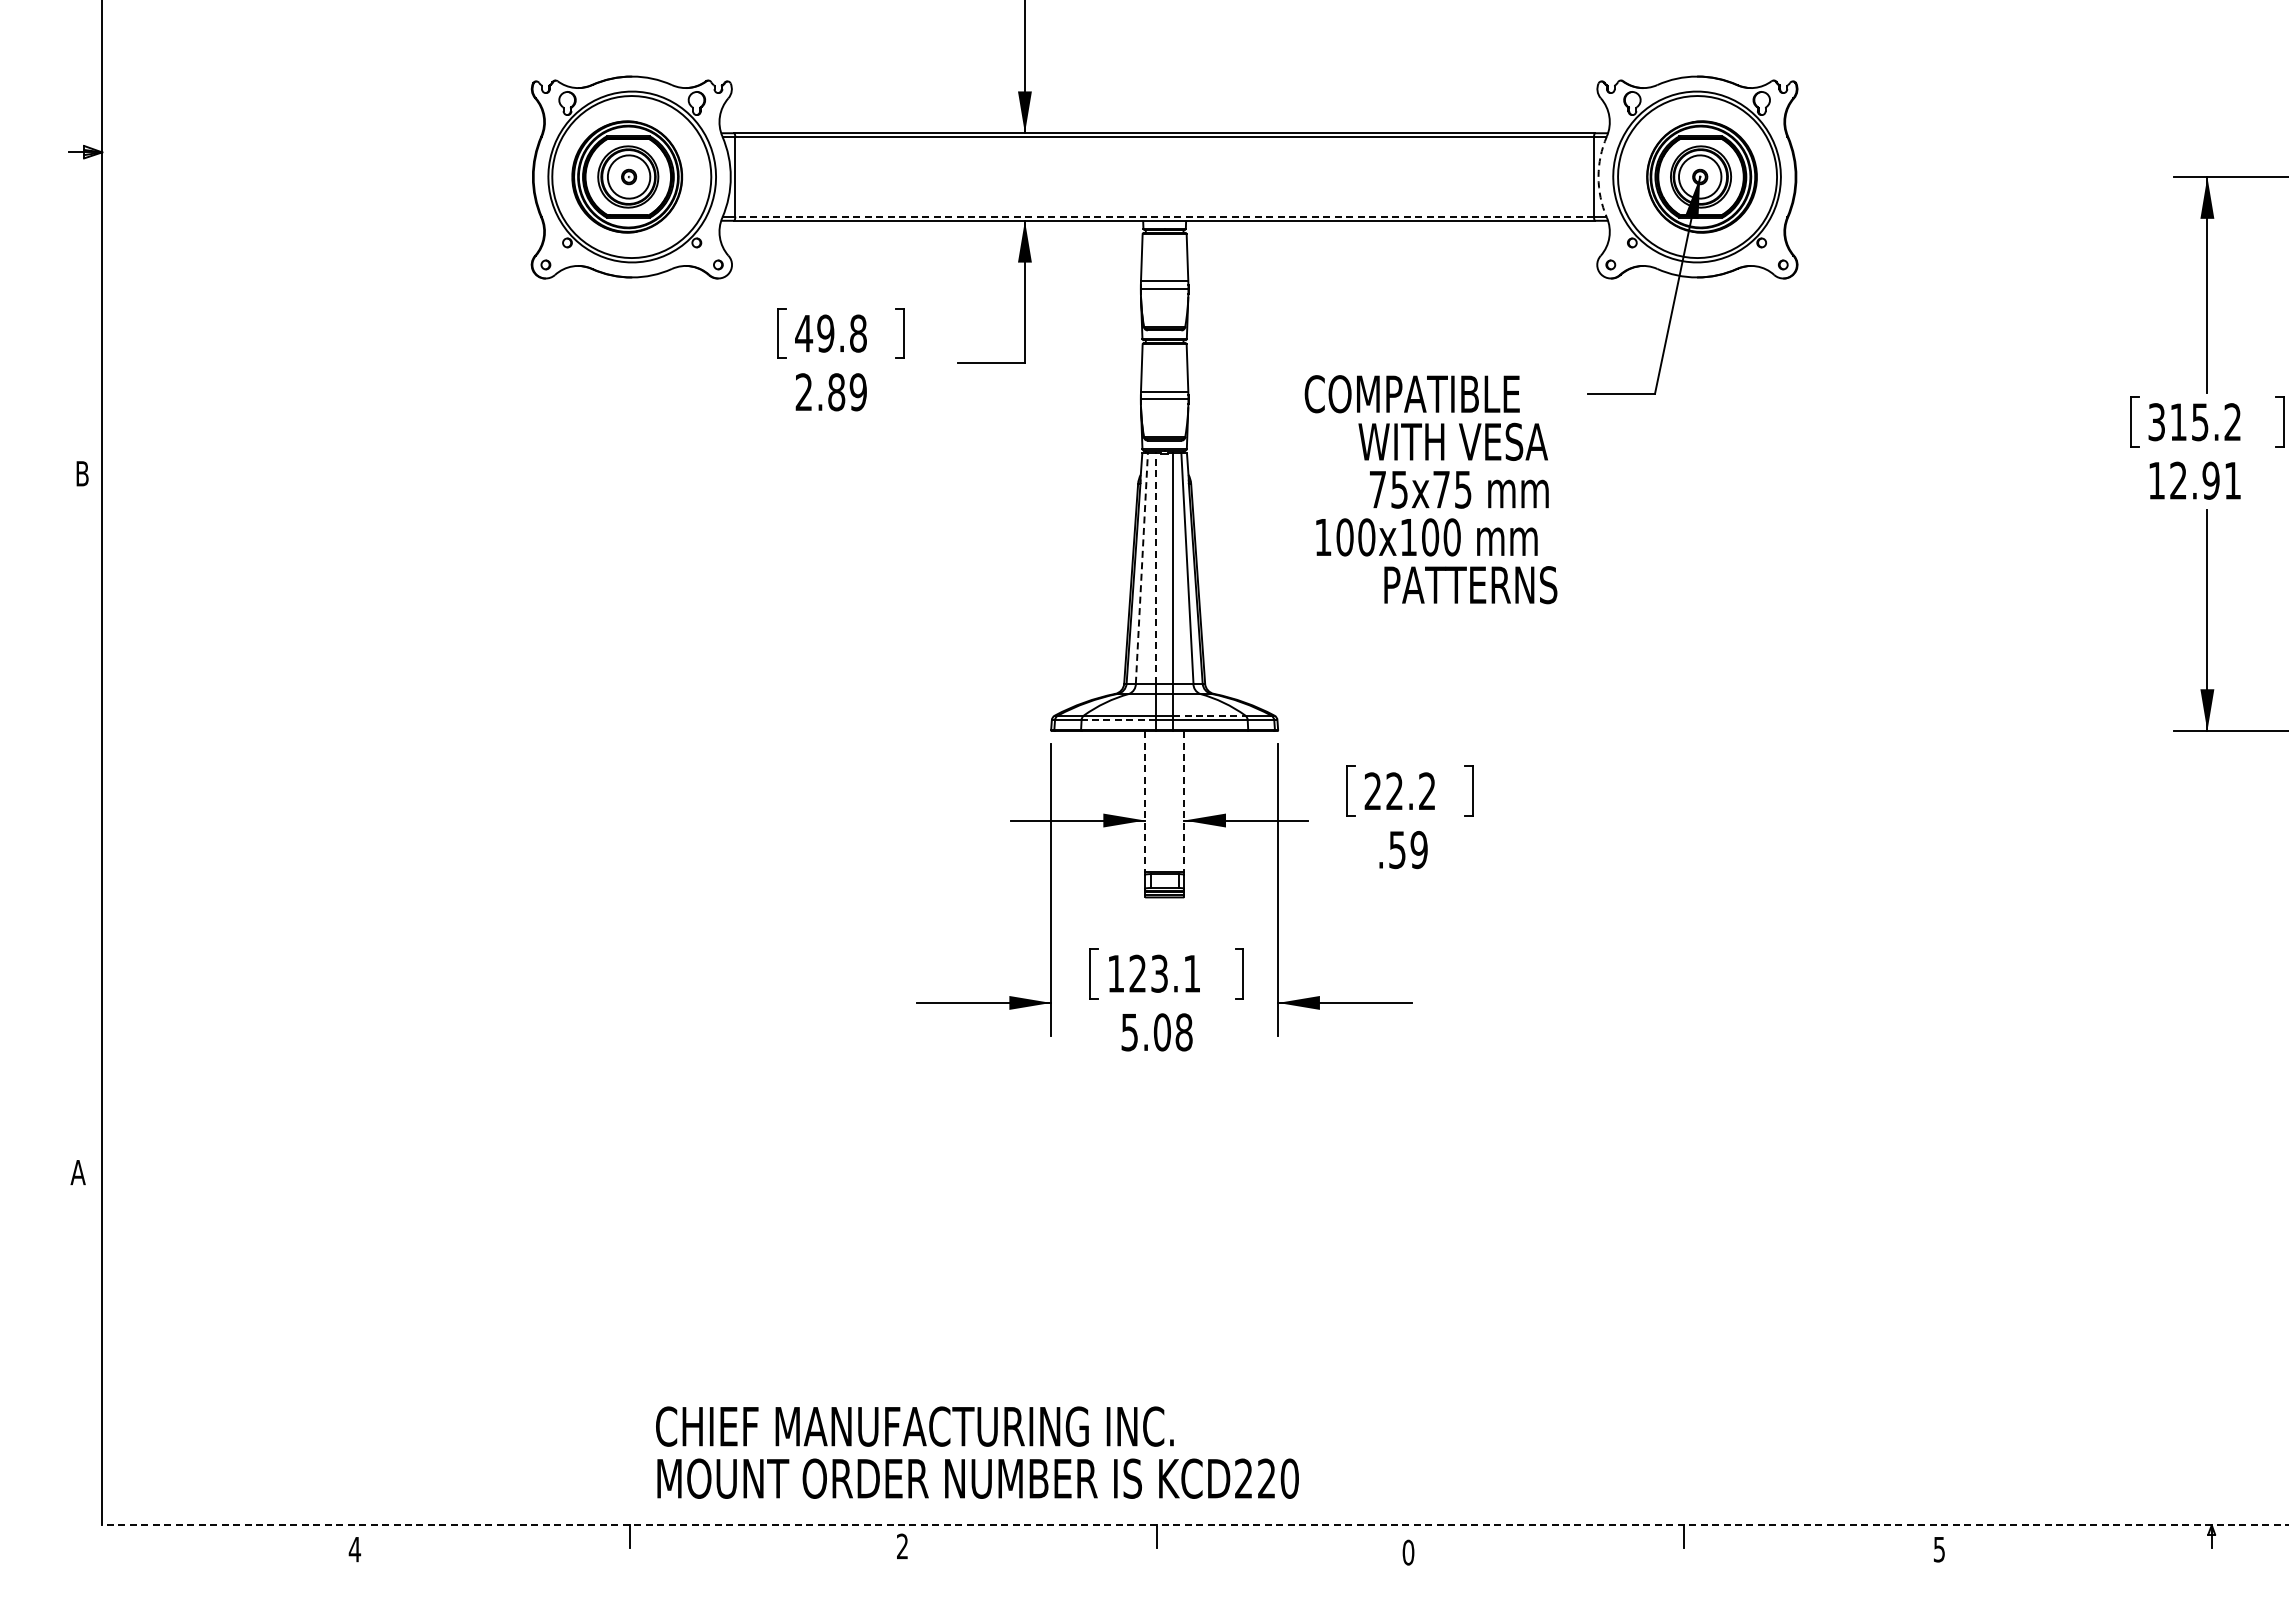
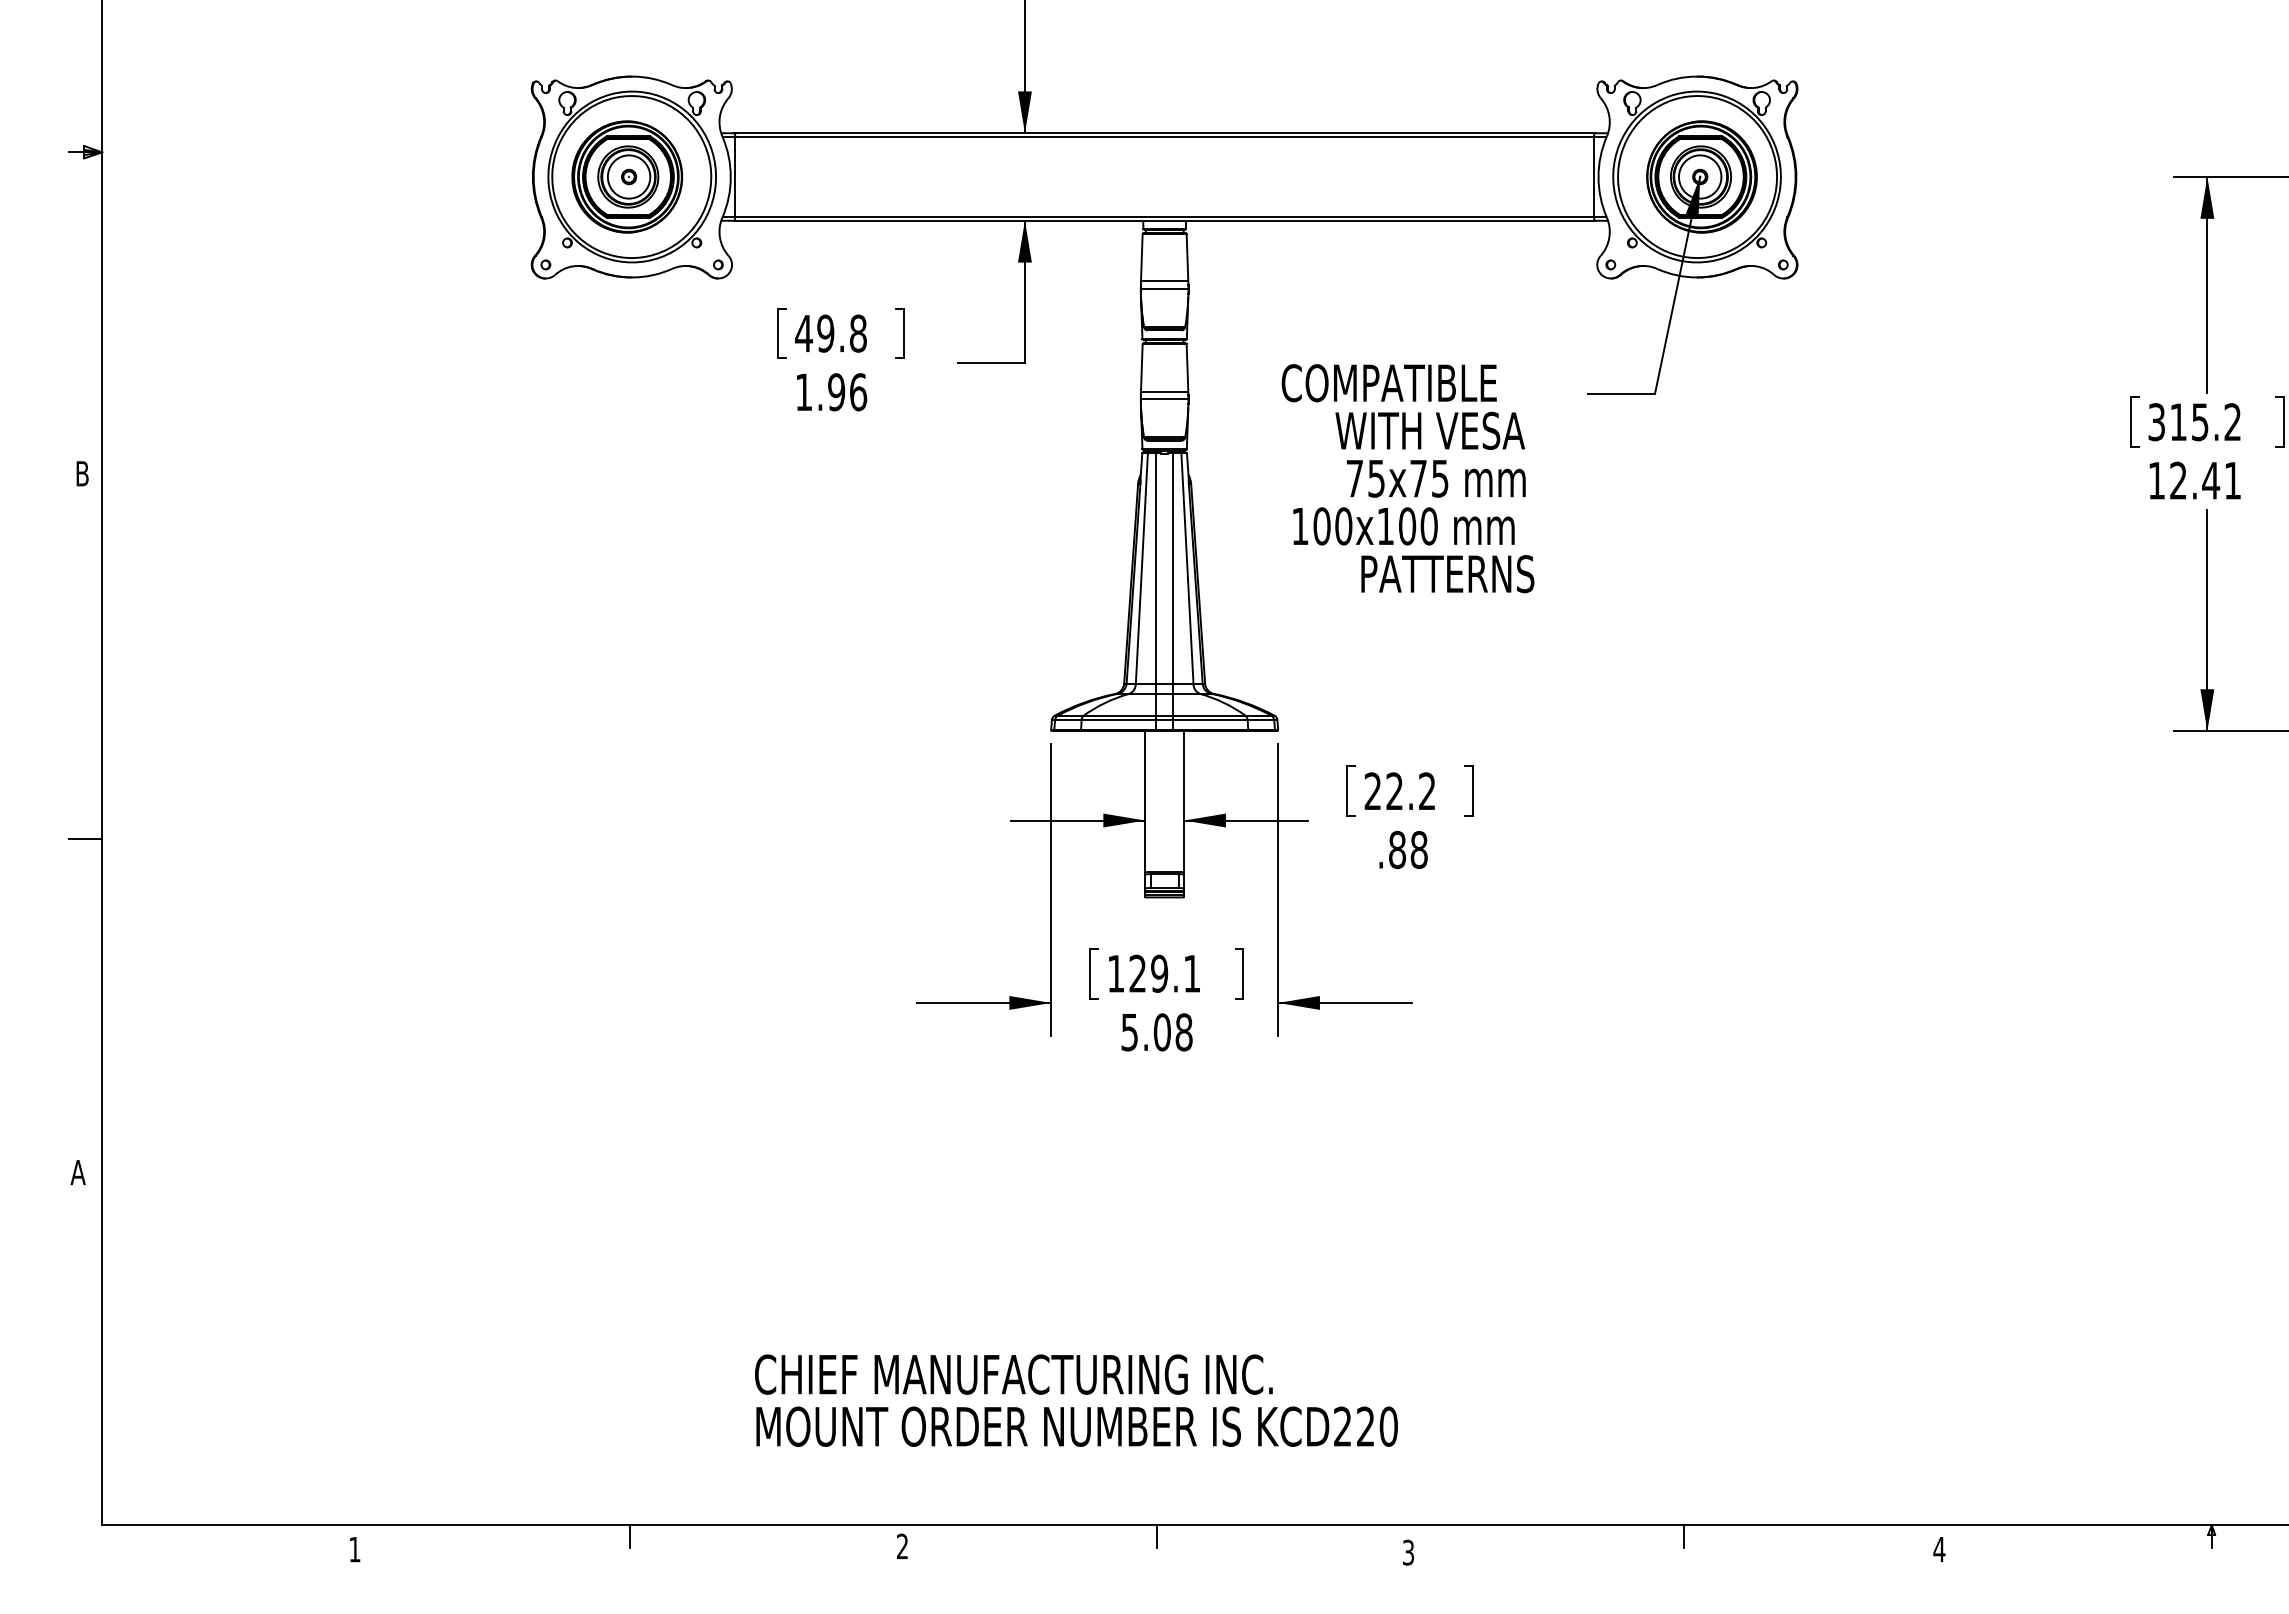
arc: dashed -> solid (1598, 177)
line: dashed -> solid (1164, 216)
text: 2.89 -> 1.96 (831, 392)
text: 12.91 -> 12.41 (2211, 480)
text position: (1430, 489) -> (1407, 478) (1407, 478)
line: dashed -> solid (1141, 568)
line: dashed -> solid (1156, 568)
line: dashed -> solid (1209, 715)
line: dashed -> solid (1118, 720)
line: dashed -> solid (1145, 801)
line: dashed -> solid (1184, 801)
line: none -> present (85, 838)
text: .59 -> .88 (1408, 849)
text: 123.1 -> 129.1 (1159, 973)
text position: (977, 1452) -> (1076, 1400) (1076, 1400)
line: dashed -> solid (1195, 1525)
text: 4 -> 1 (354, 1549)
text: 5 -> 4 (1939, 1549)
text: 0 -> 3 (1408, 1552)
